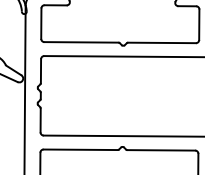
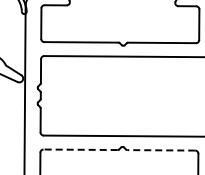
line: solid -> dashed (80, 149)
line: solid -> dashed (161, 150)
